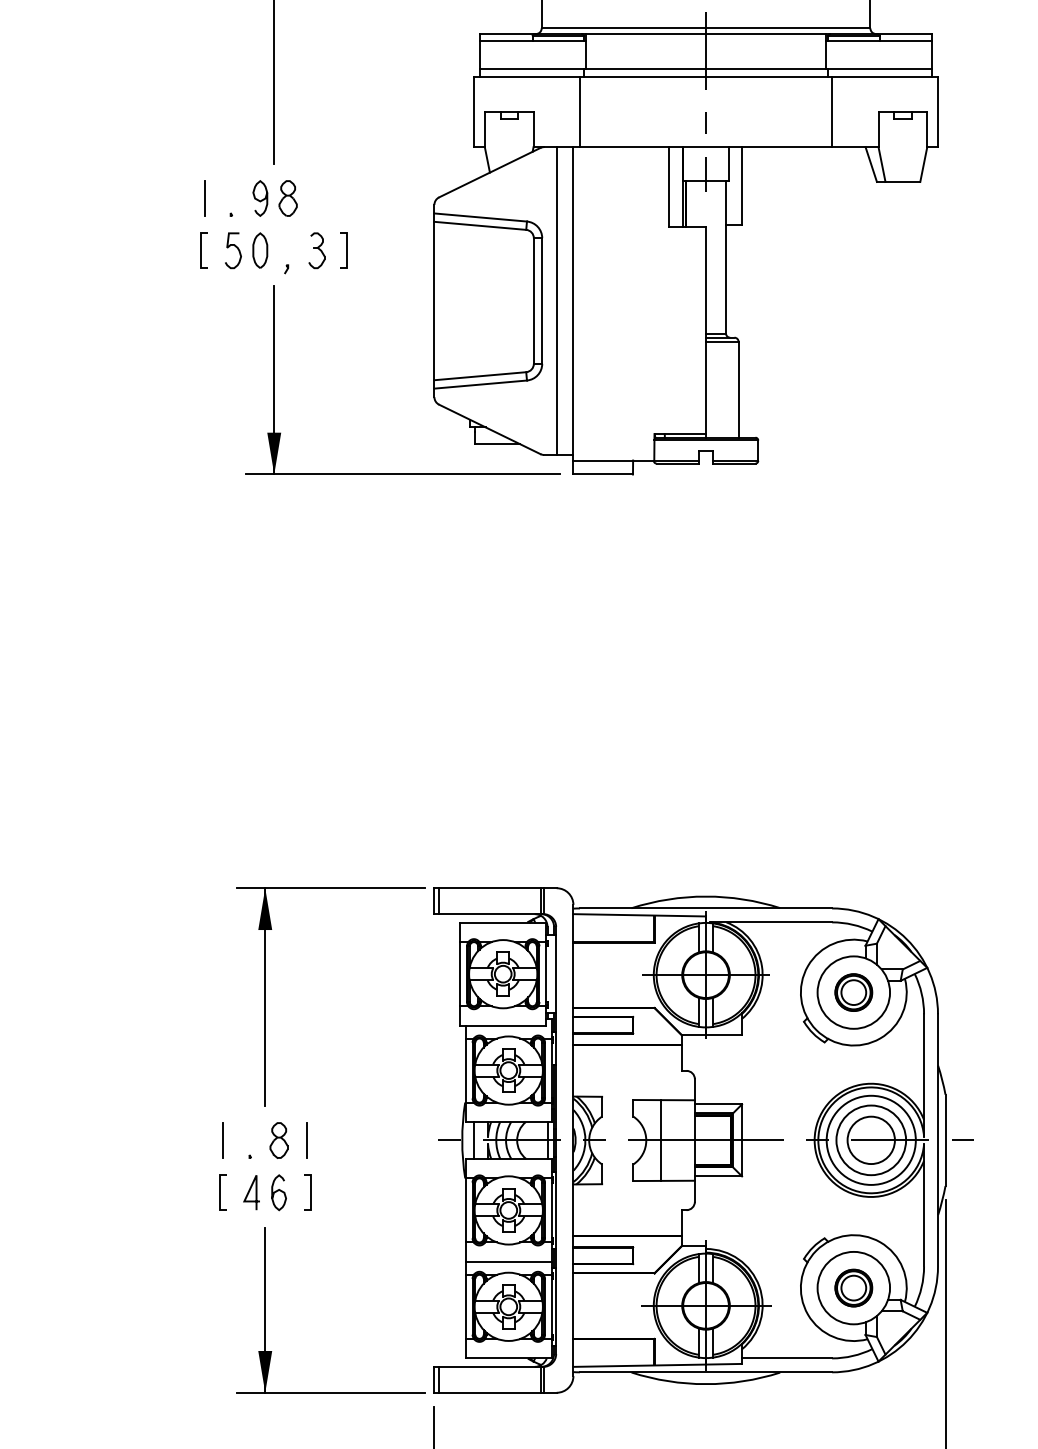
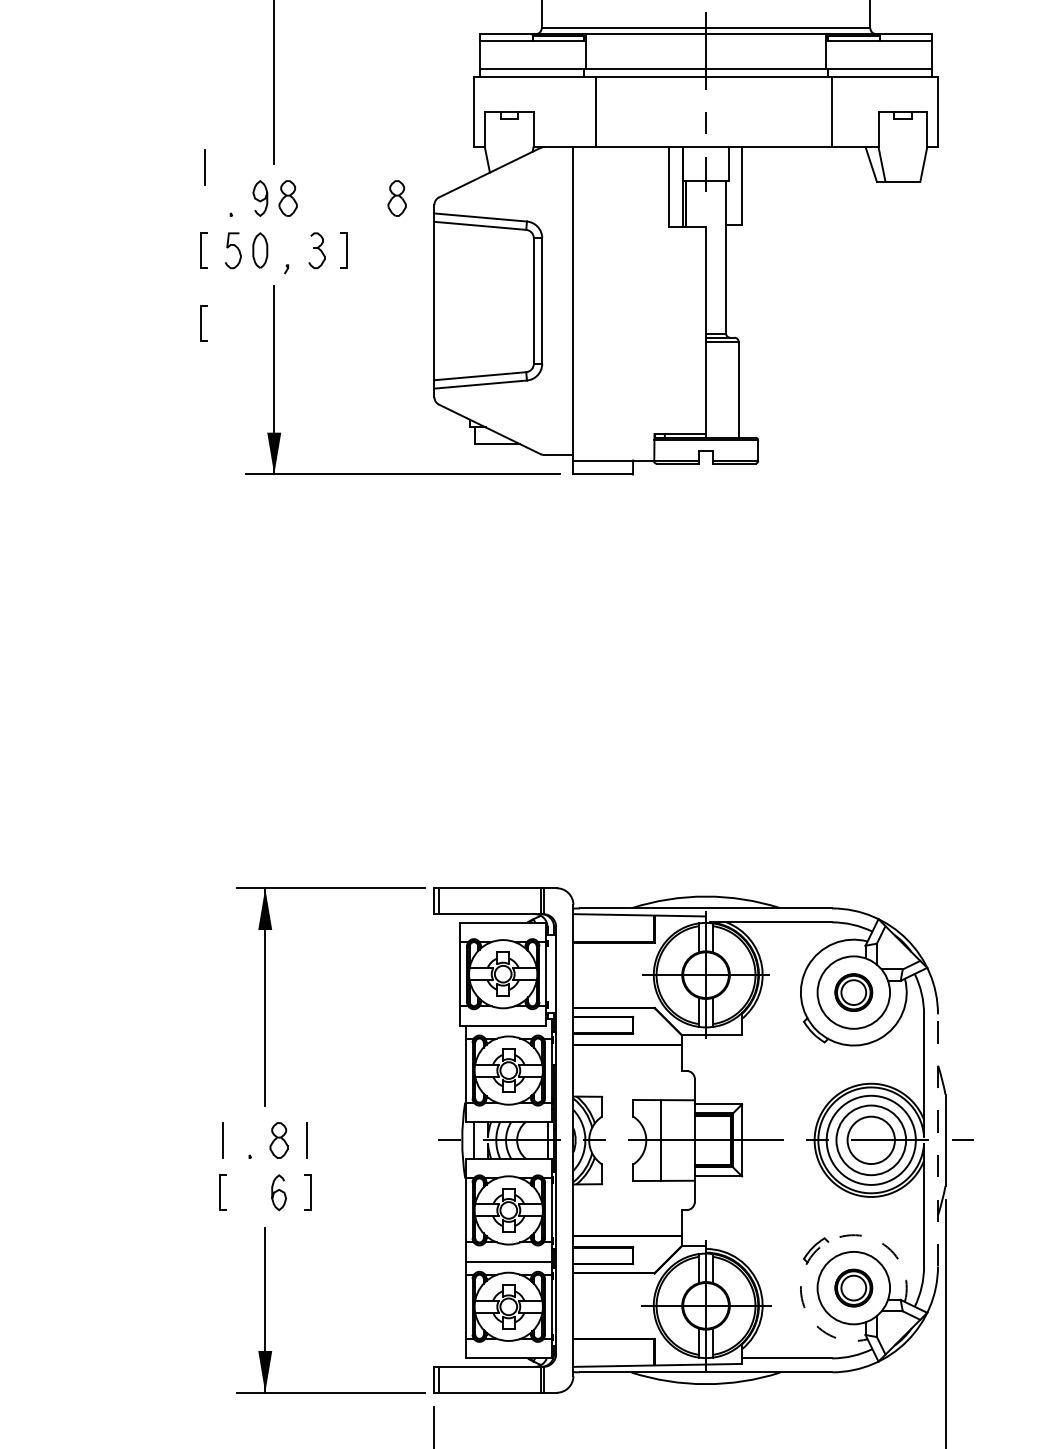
line position: (579, 112) -> (595, 112) (595, 112)
line position: (204, 198) -> (204, 167) (204, 167)
part: none -> present (396, 198)
line: present -> none (556, 300)
line: none -> present (201, 323)
line: solid -> dashed (938, 1139)
line: present -> none (249, 1192)
arc: solid -> dashed (816, 1250)
